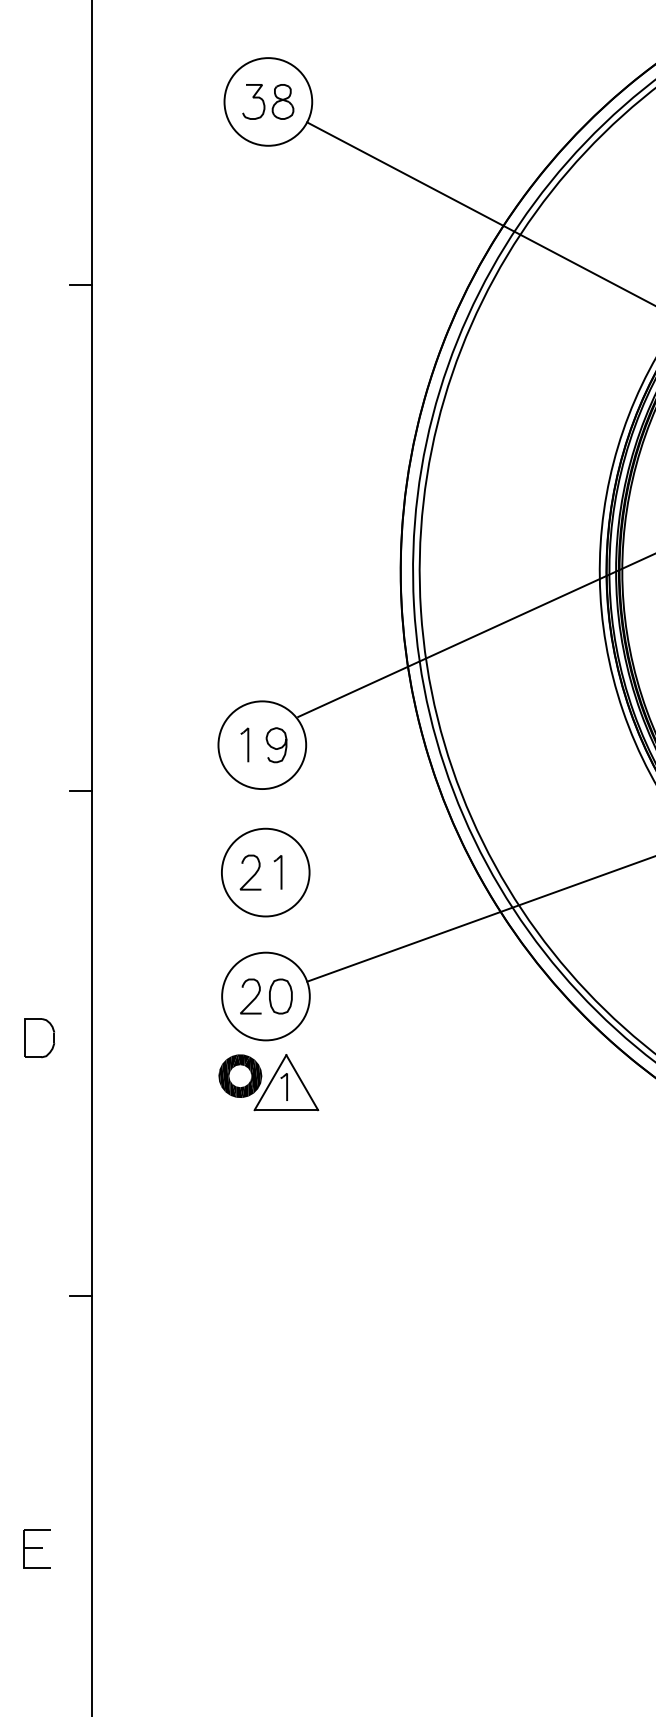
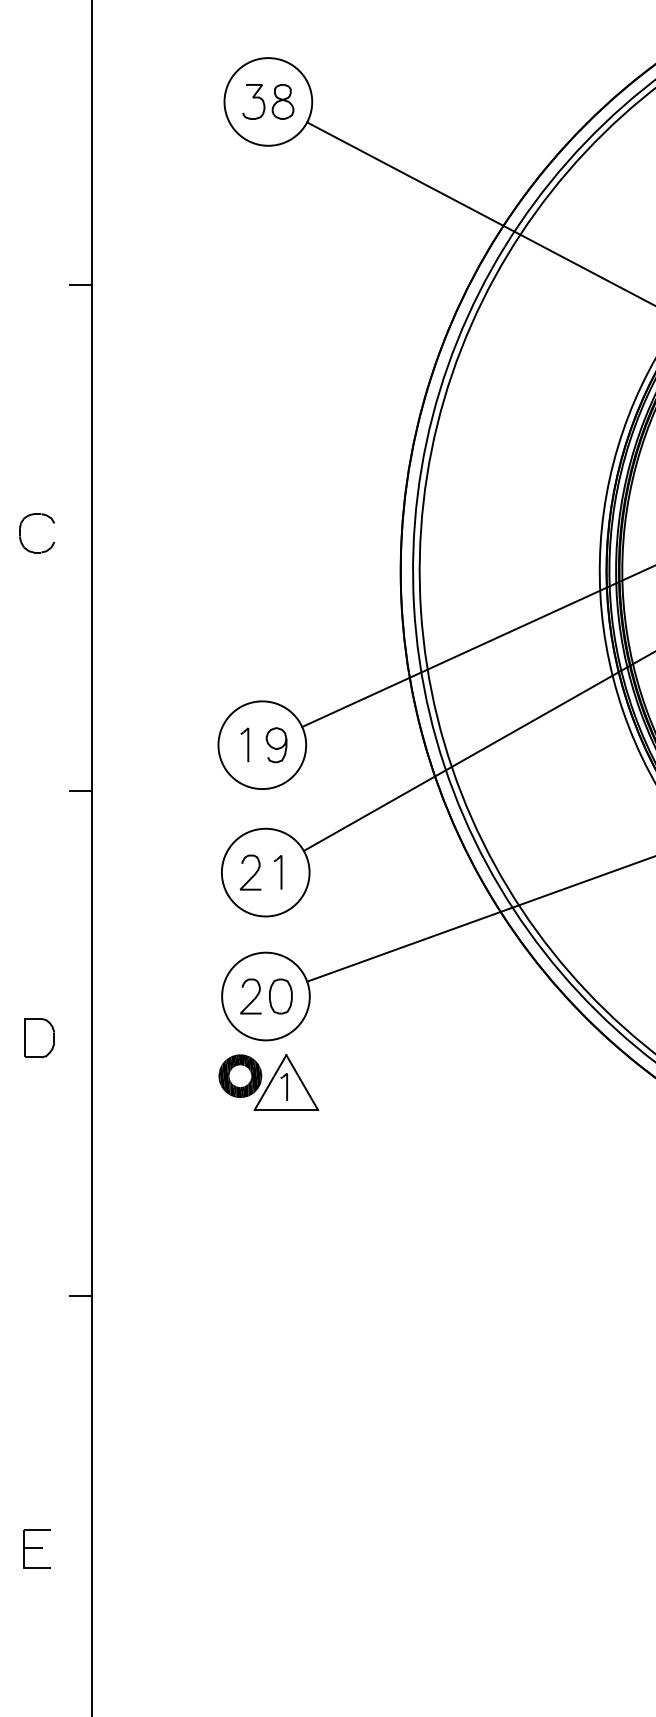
part: none -> present (21, 538)
line position: (475, 635) -> (477, 646) (477, 646)
line: none -> present (477, 751)
